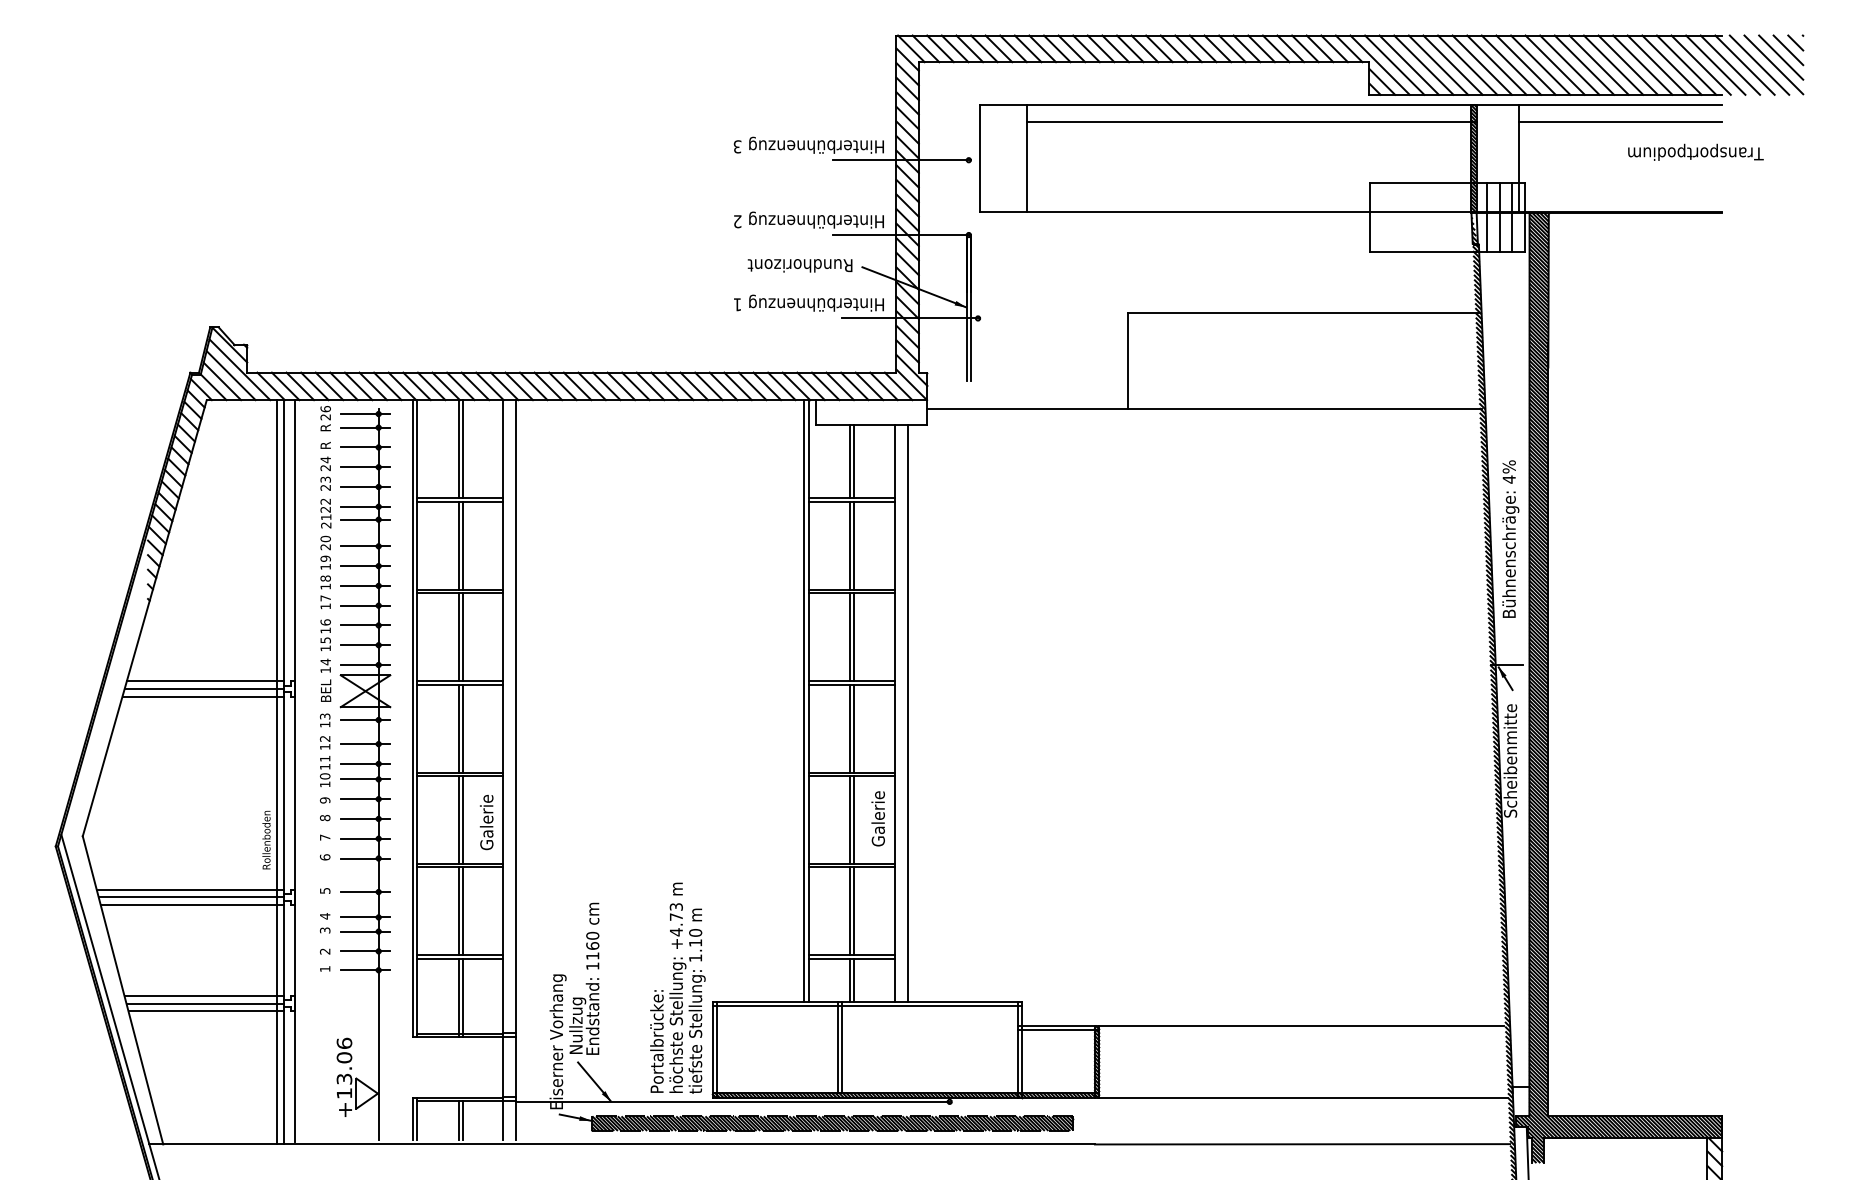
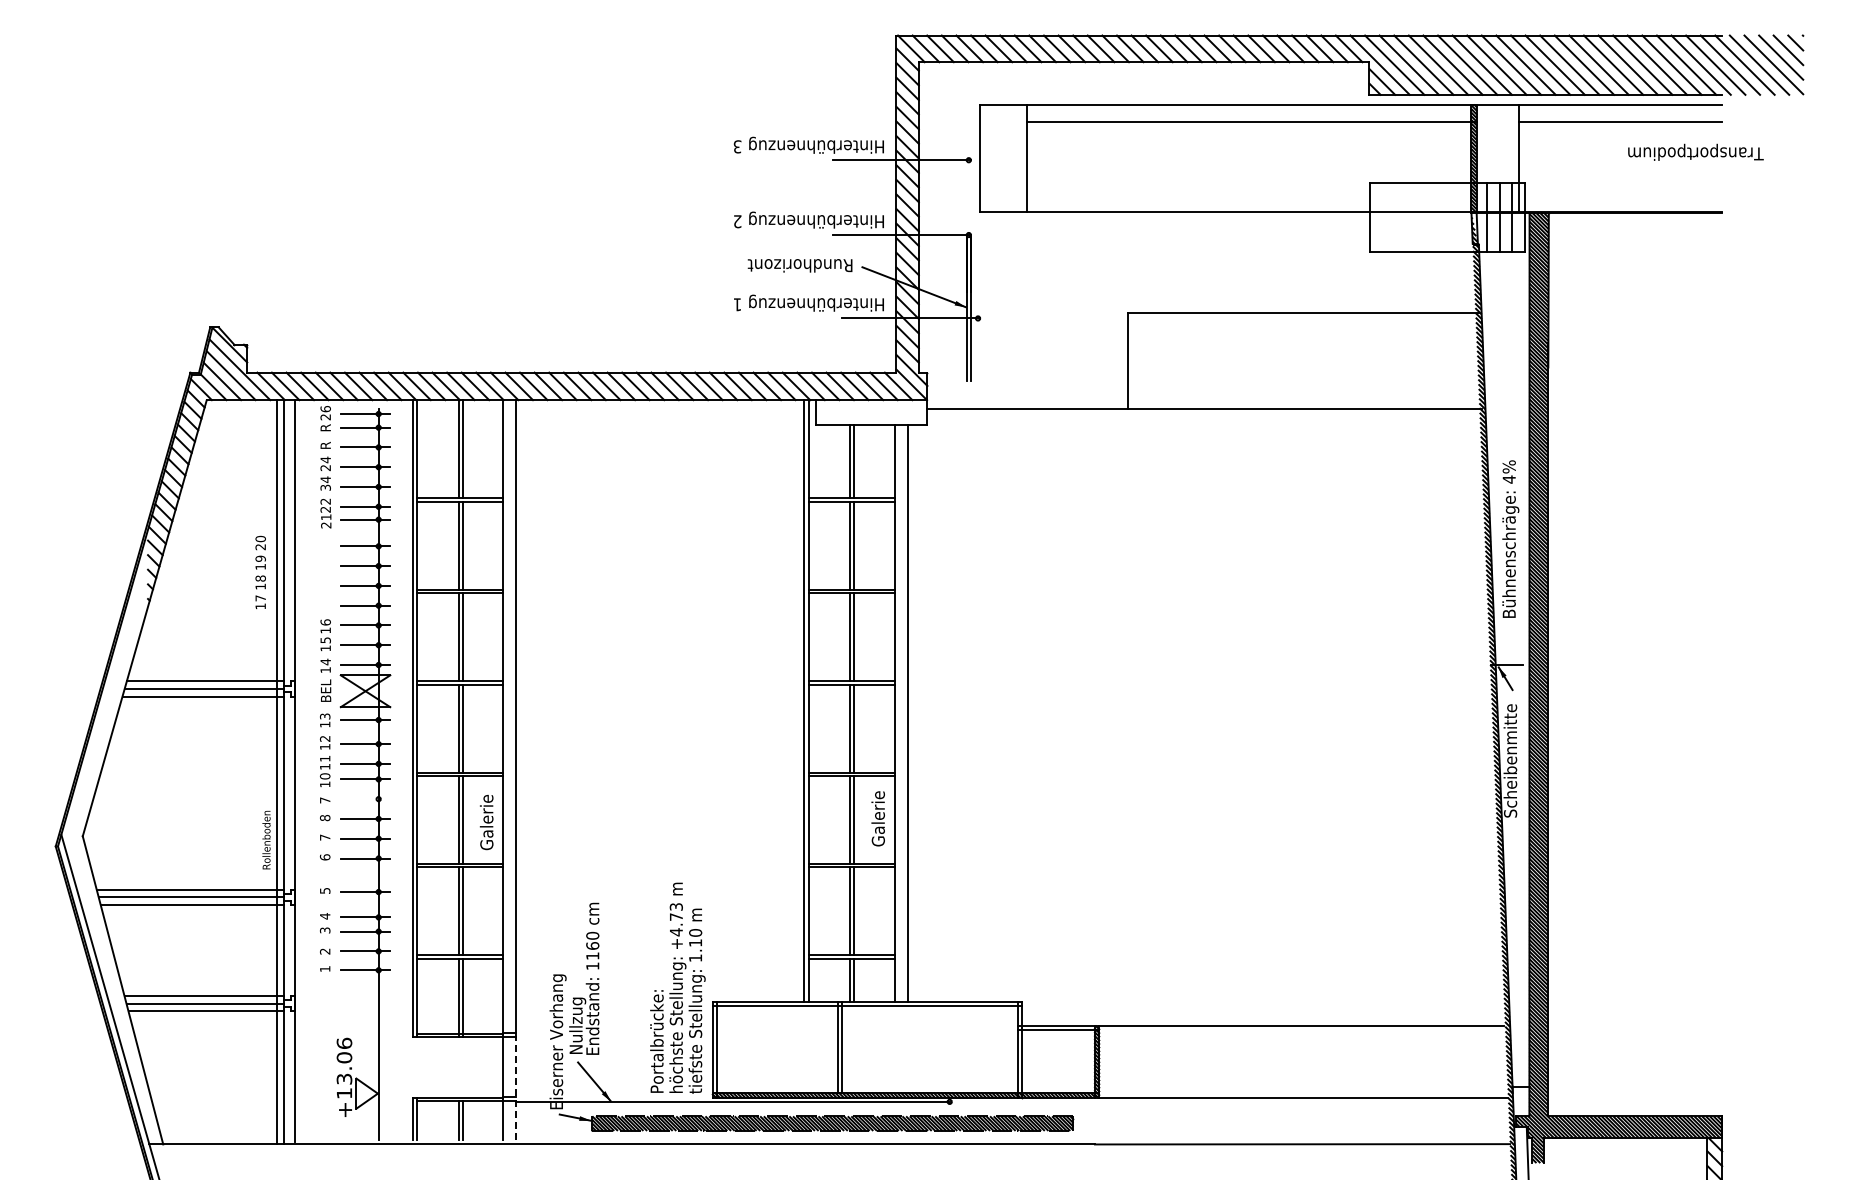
text: 23 -> 34 (325, 483)
text position: (325, 572) -> (260, 572) (260, 572)
line: present -> none (365, 799)
text: 9 -> 7 (324, 800)
line: solid -> dashed (516, 1085)
